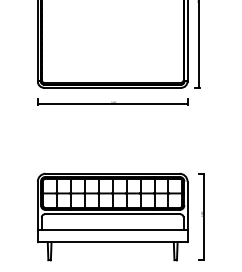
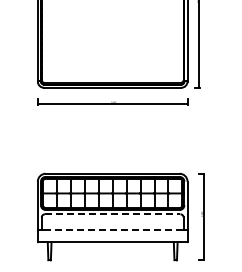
line: solid -> dashed (112, 214)
line: solid -> dashed (112, 229)
